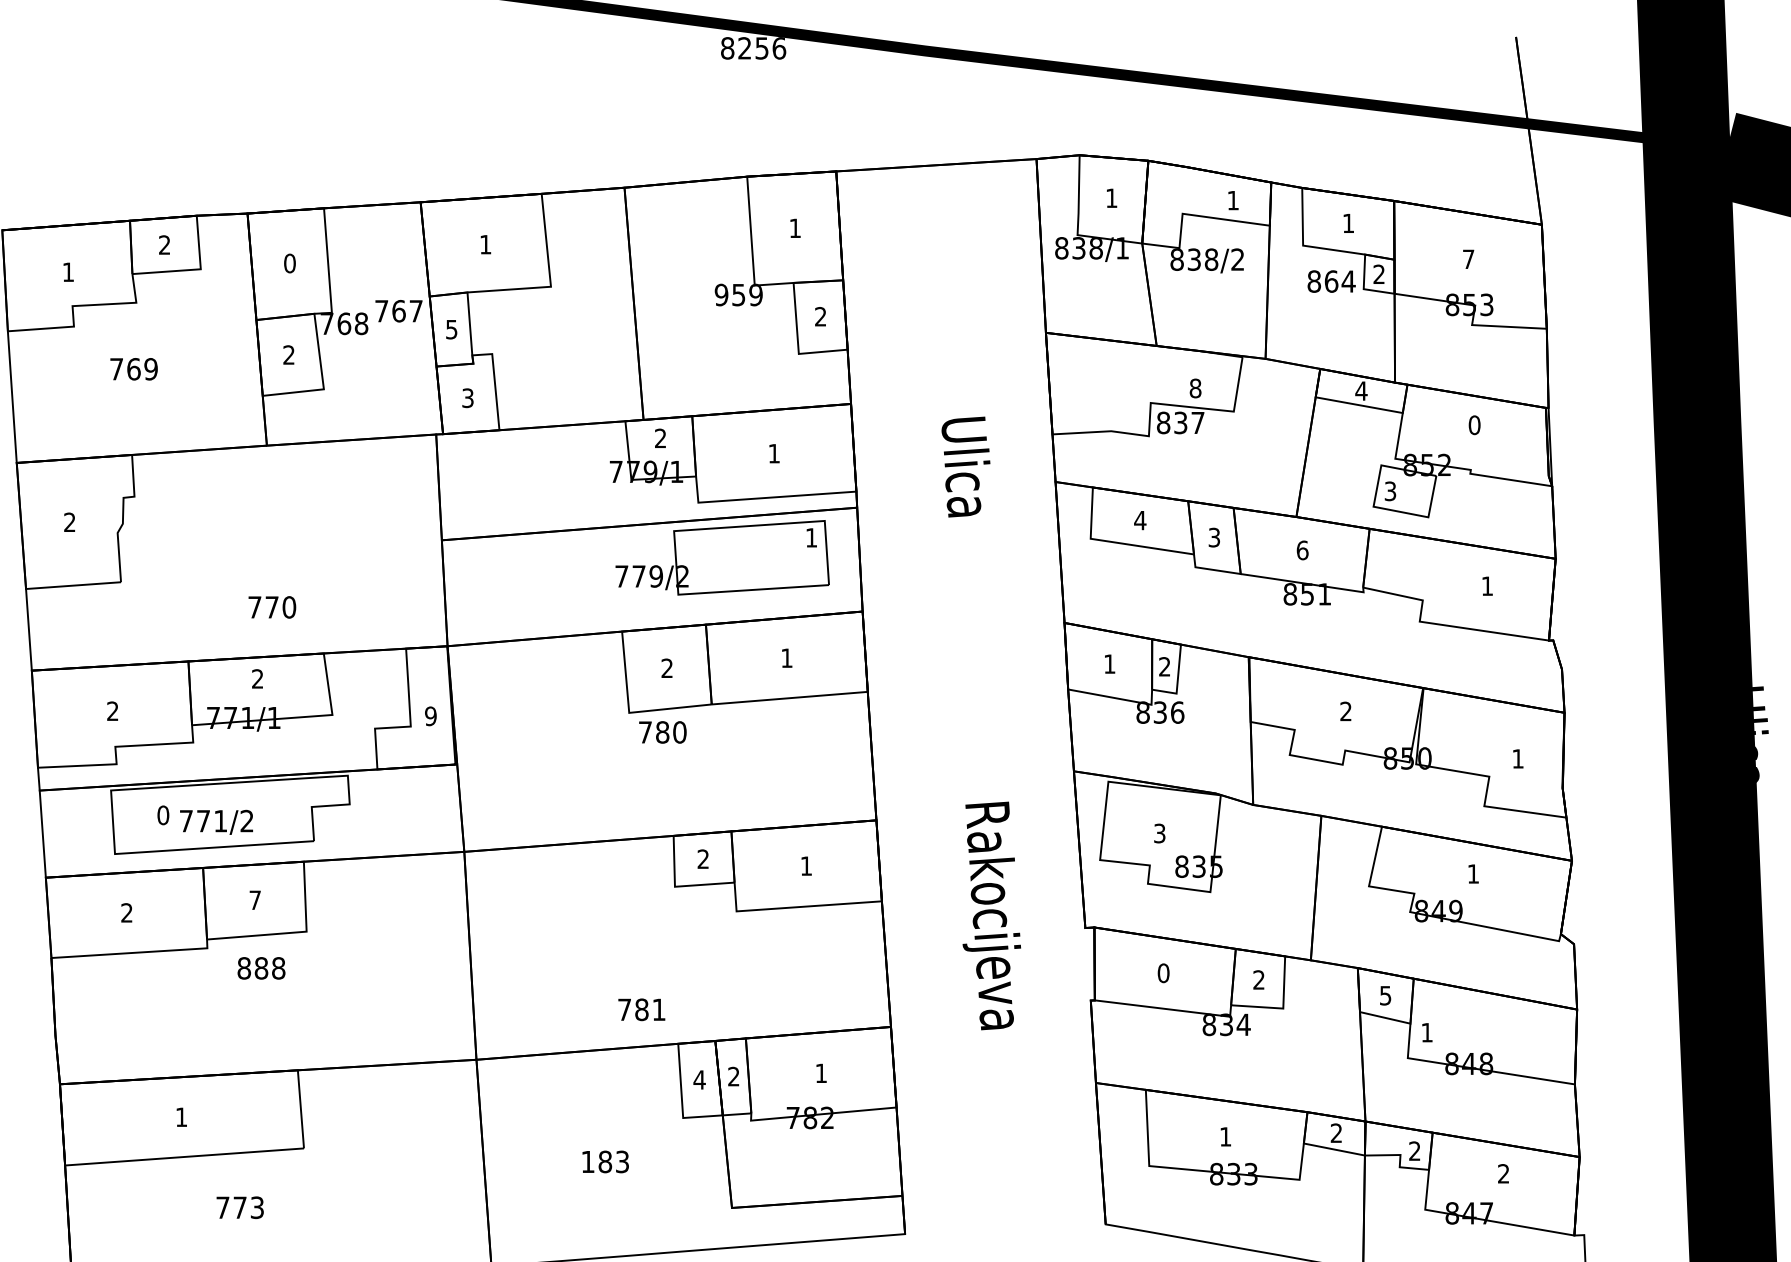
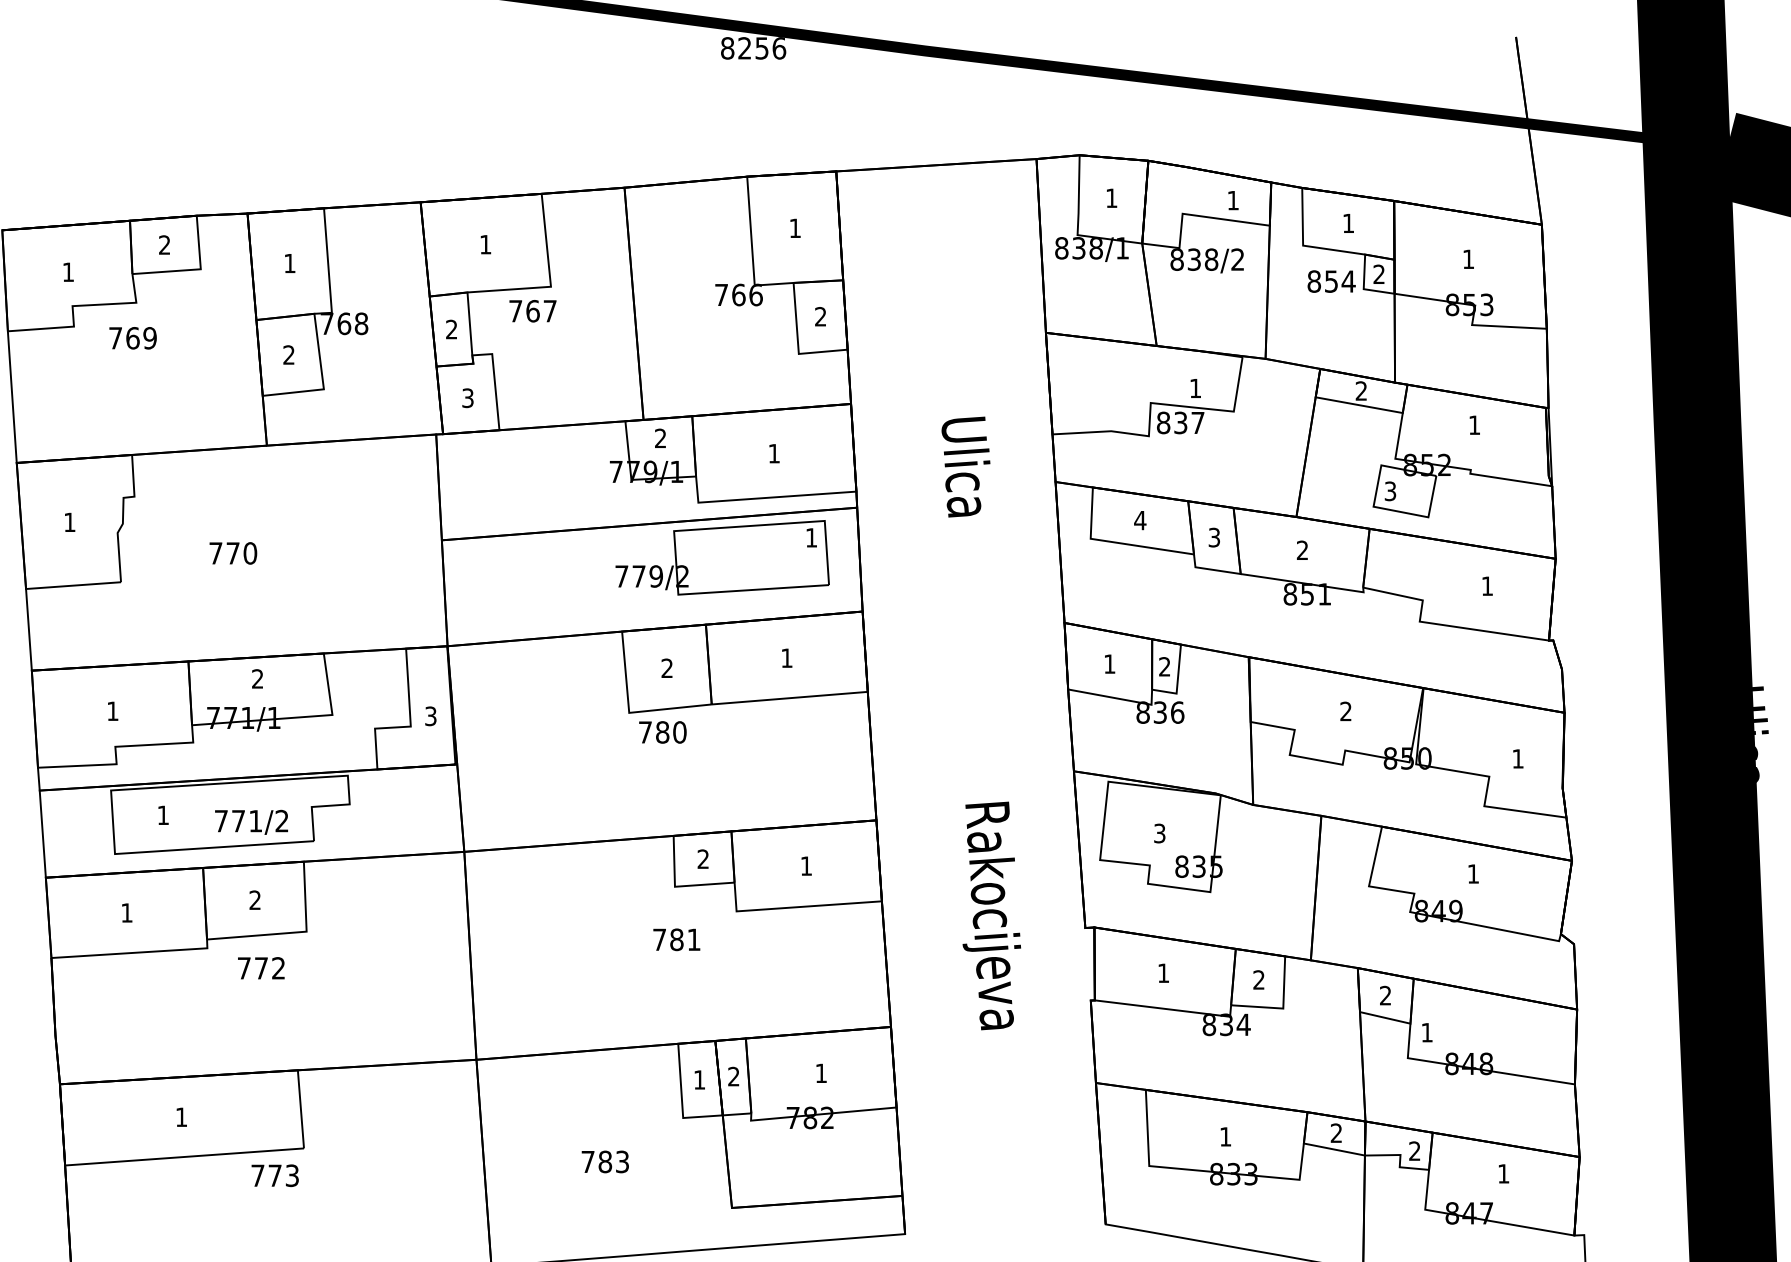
text: 7 -> 1 (1468, 258)
text: 0 -> 1 (289, 263)
text: 864 -> 854 (1331, 281)
text: 959 -> 766 (738, 294)
text position: (398, 311) -> (532, 311) (532, 311)
text: 5 -> 2 (451, 329)
text position: (133, 369) -> (132, 338) (132, 338)
text: 8 -> 1 (1195, 388)
text: 4 -> 2 (1361, 390)
text: 0 -> 1 (1474, 425)
text: 2 -> 1 (69, 521)
text: 6 -> 2 (1302, 550)
text position: (272, 607) -> (233, 553) (233, 553)
text: 2 -> 1 (112, 710)
text: 9 -> 3 (430, 716)
text: 0 -> 1 (163, 815)
text position: (216, 821) -> (251, 821) (251, 821)
text: 7 -> 2 (254, 899)
text: 2 -> 1 (126, 912)
text: 888 -> 772 (261, 968)
text: 0 -> 1 (1163, 973)
text: 5 -> 2 (1385, 995)
text position: (641, 1009) -> (676, 939) (676, 939)
text: 4 -> 1 (699, 1079)
text: 183 -> 783 (587, 1161)
text: 2 -> 1 (1503, 1173)
text position: (239, 1207) -> (274, 1175) (274, 1175)
